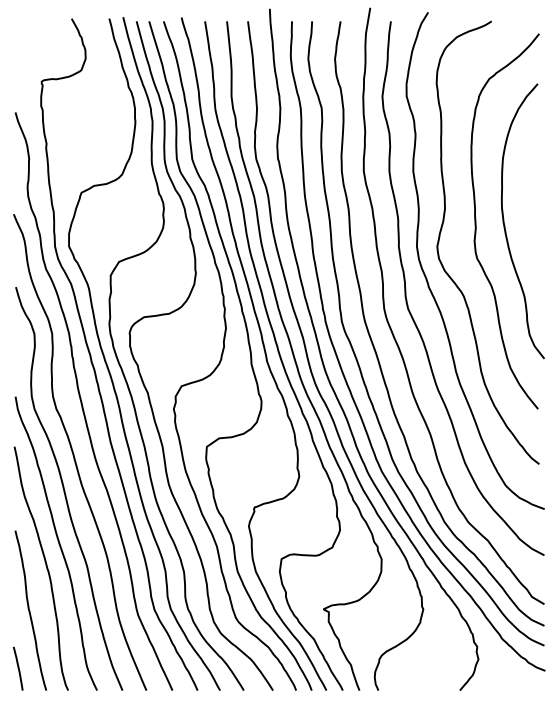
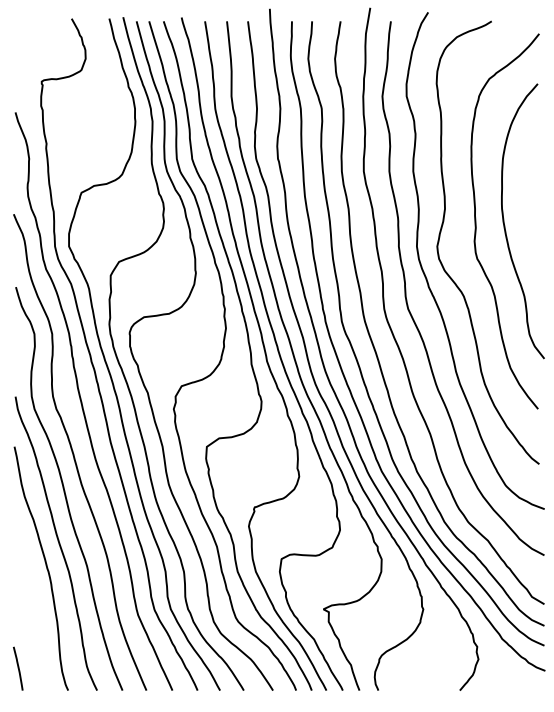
curve: present -> none (30, 610)
